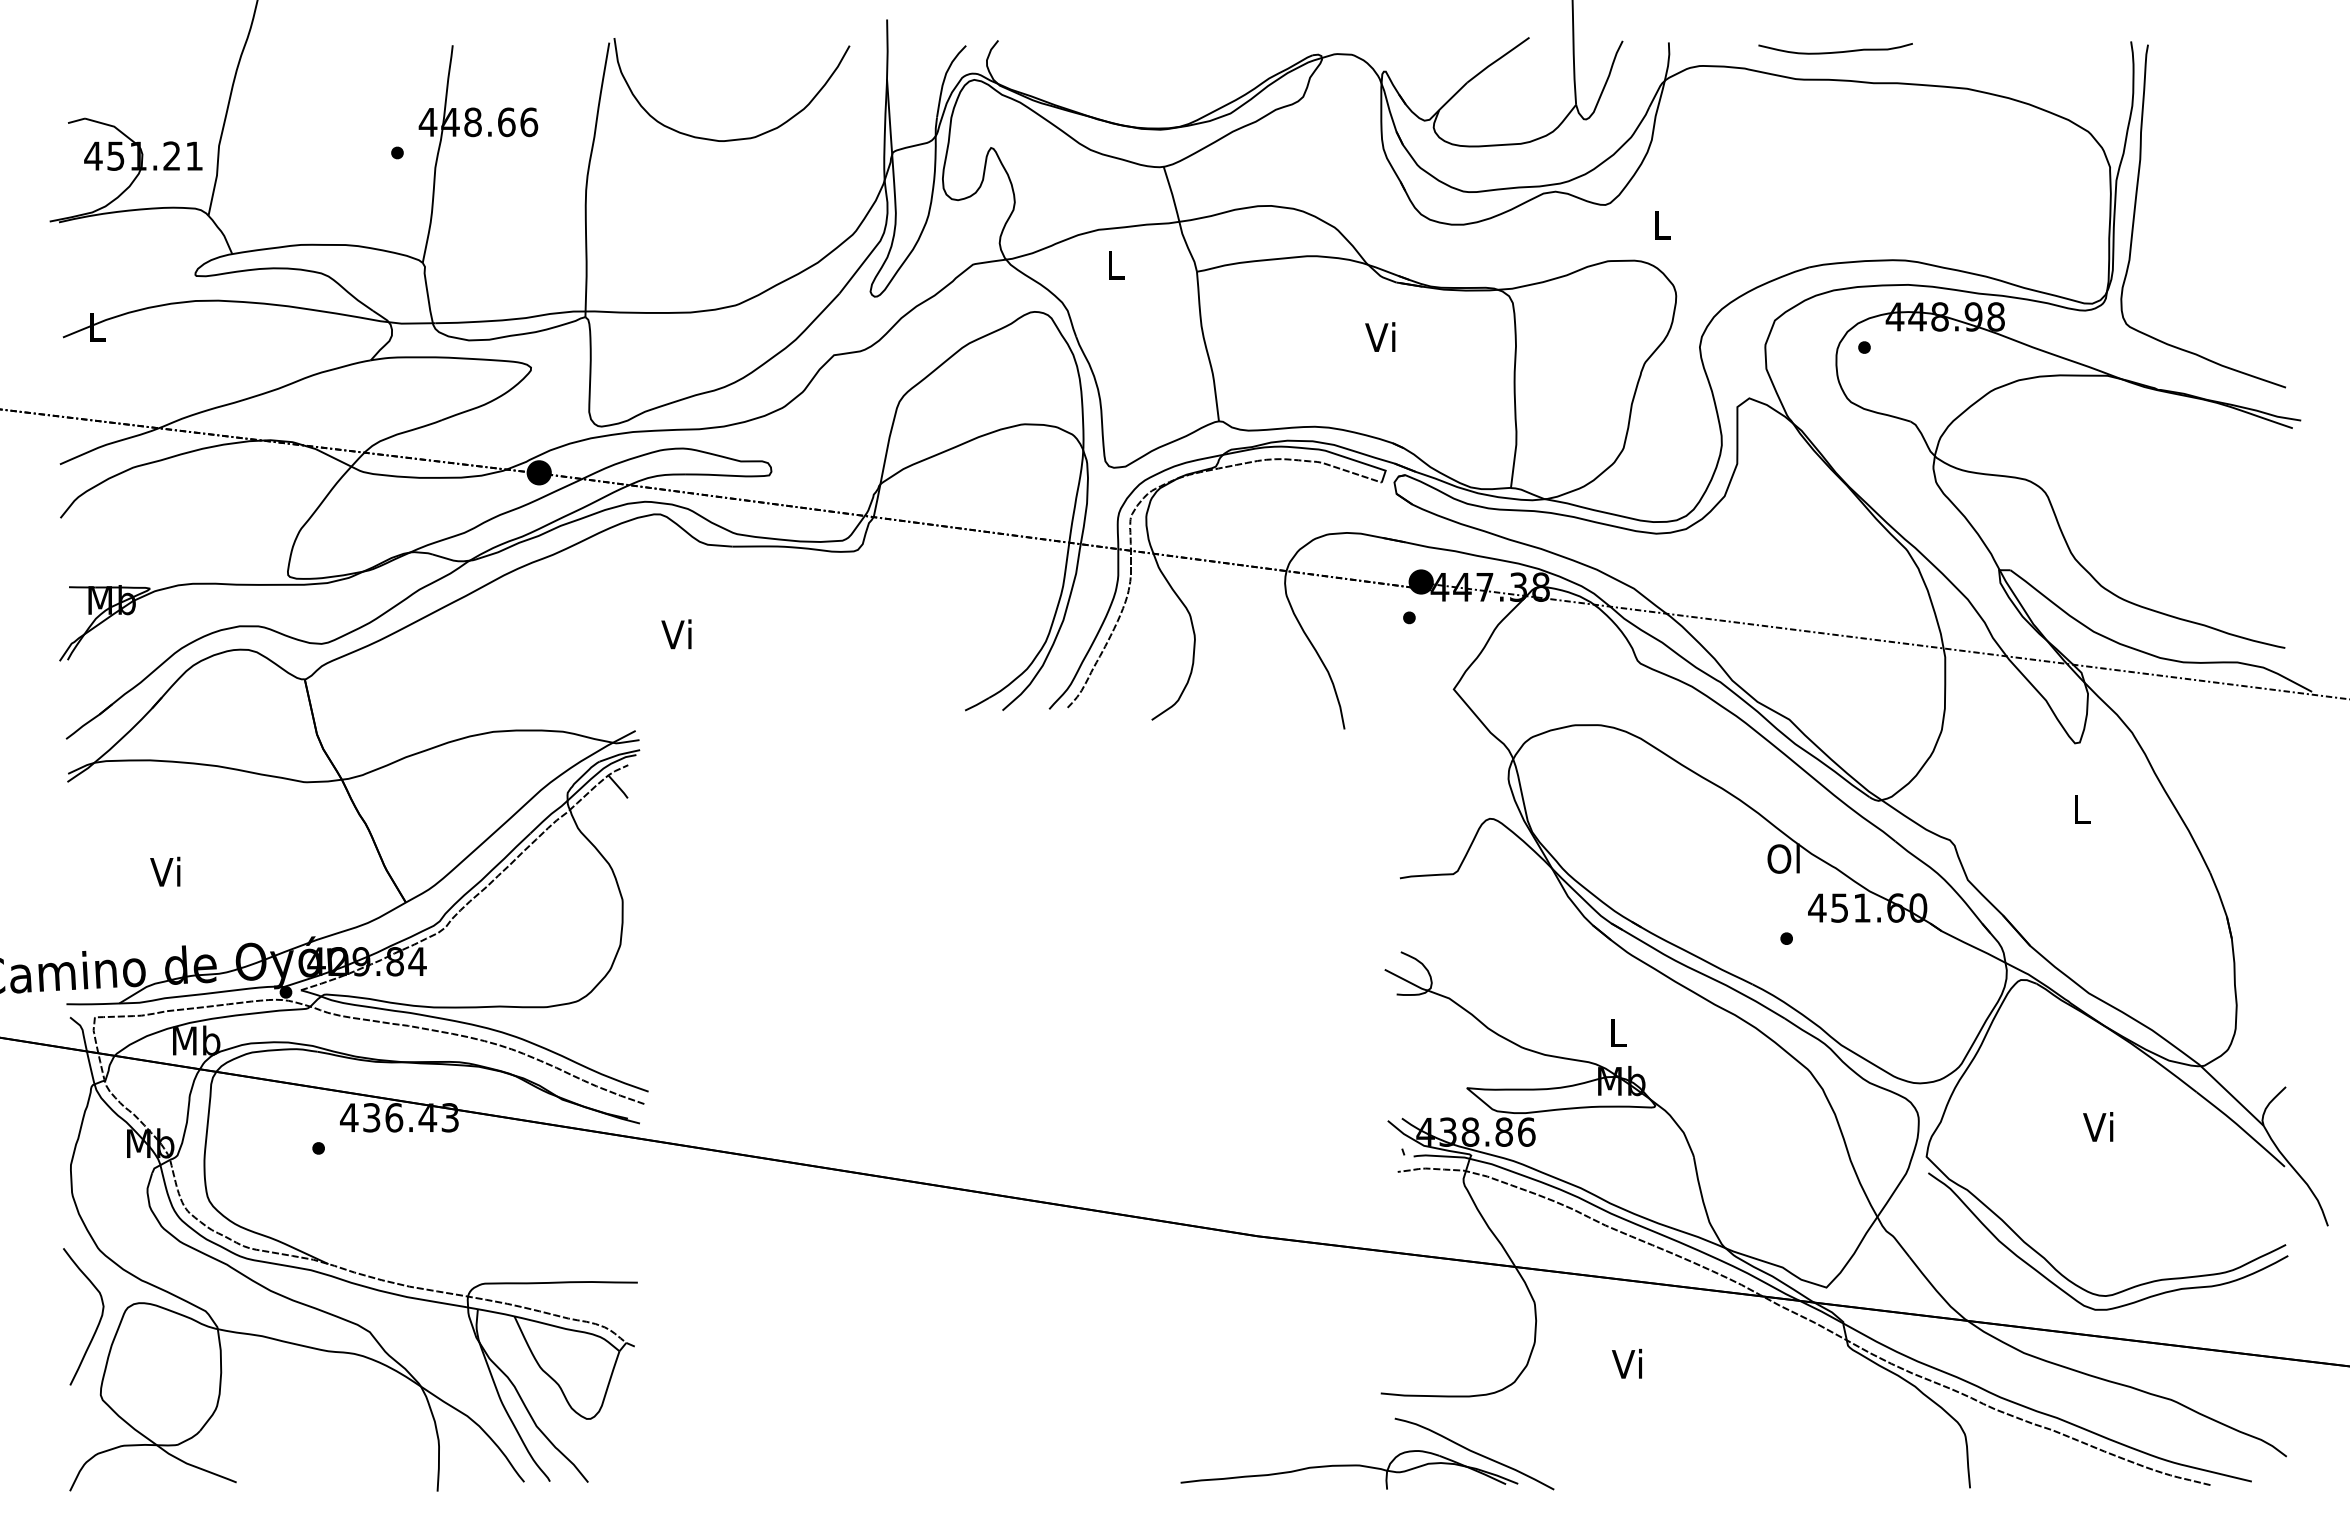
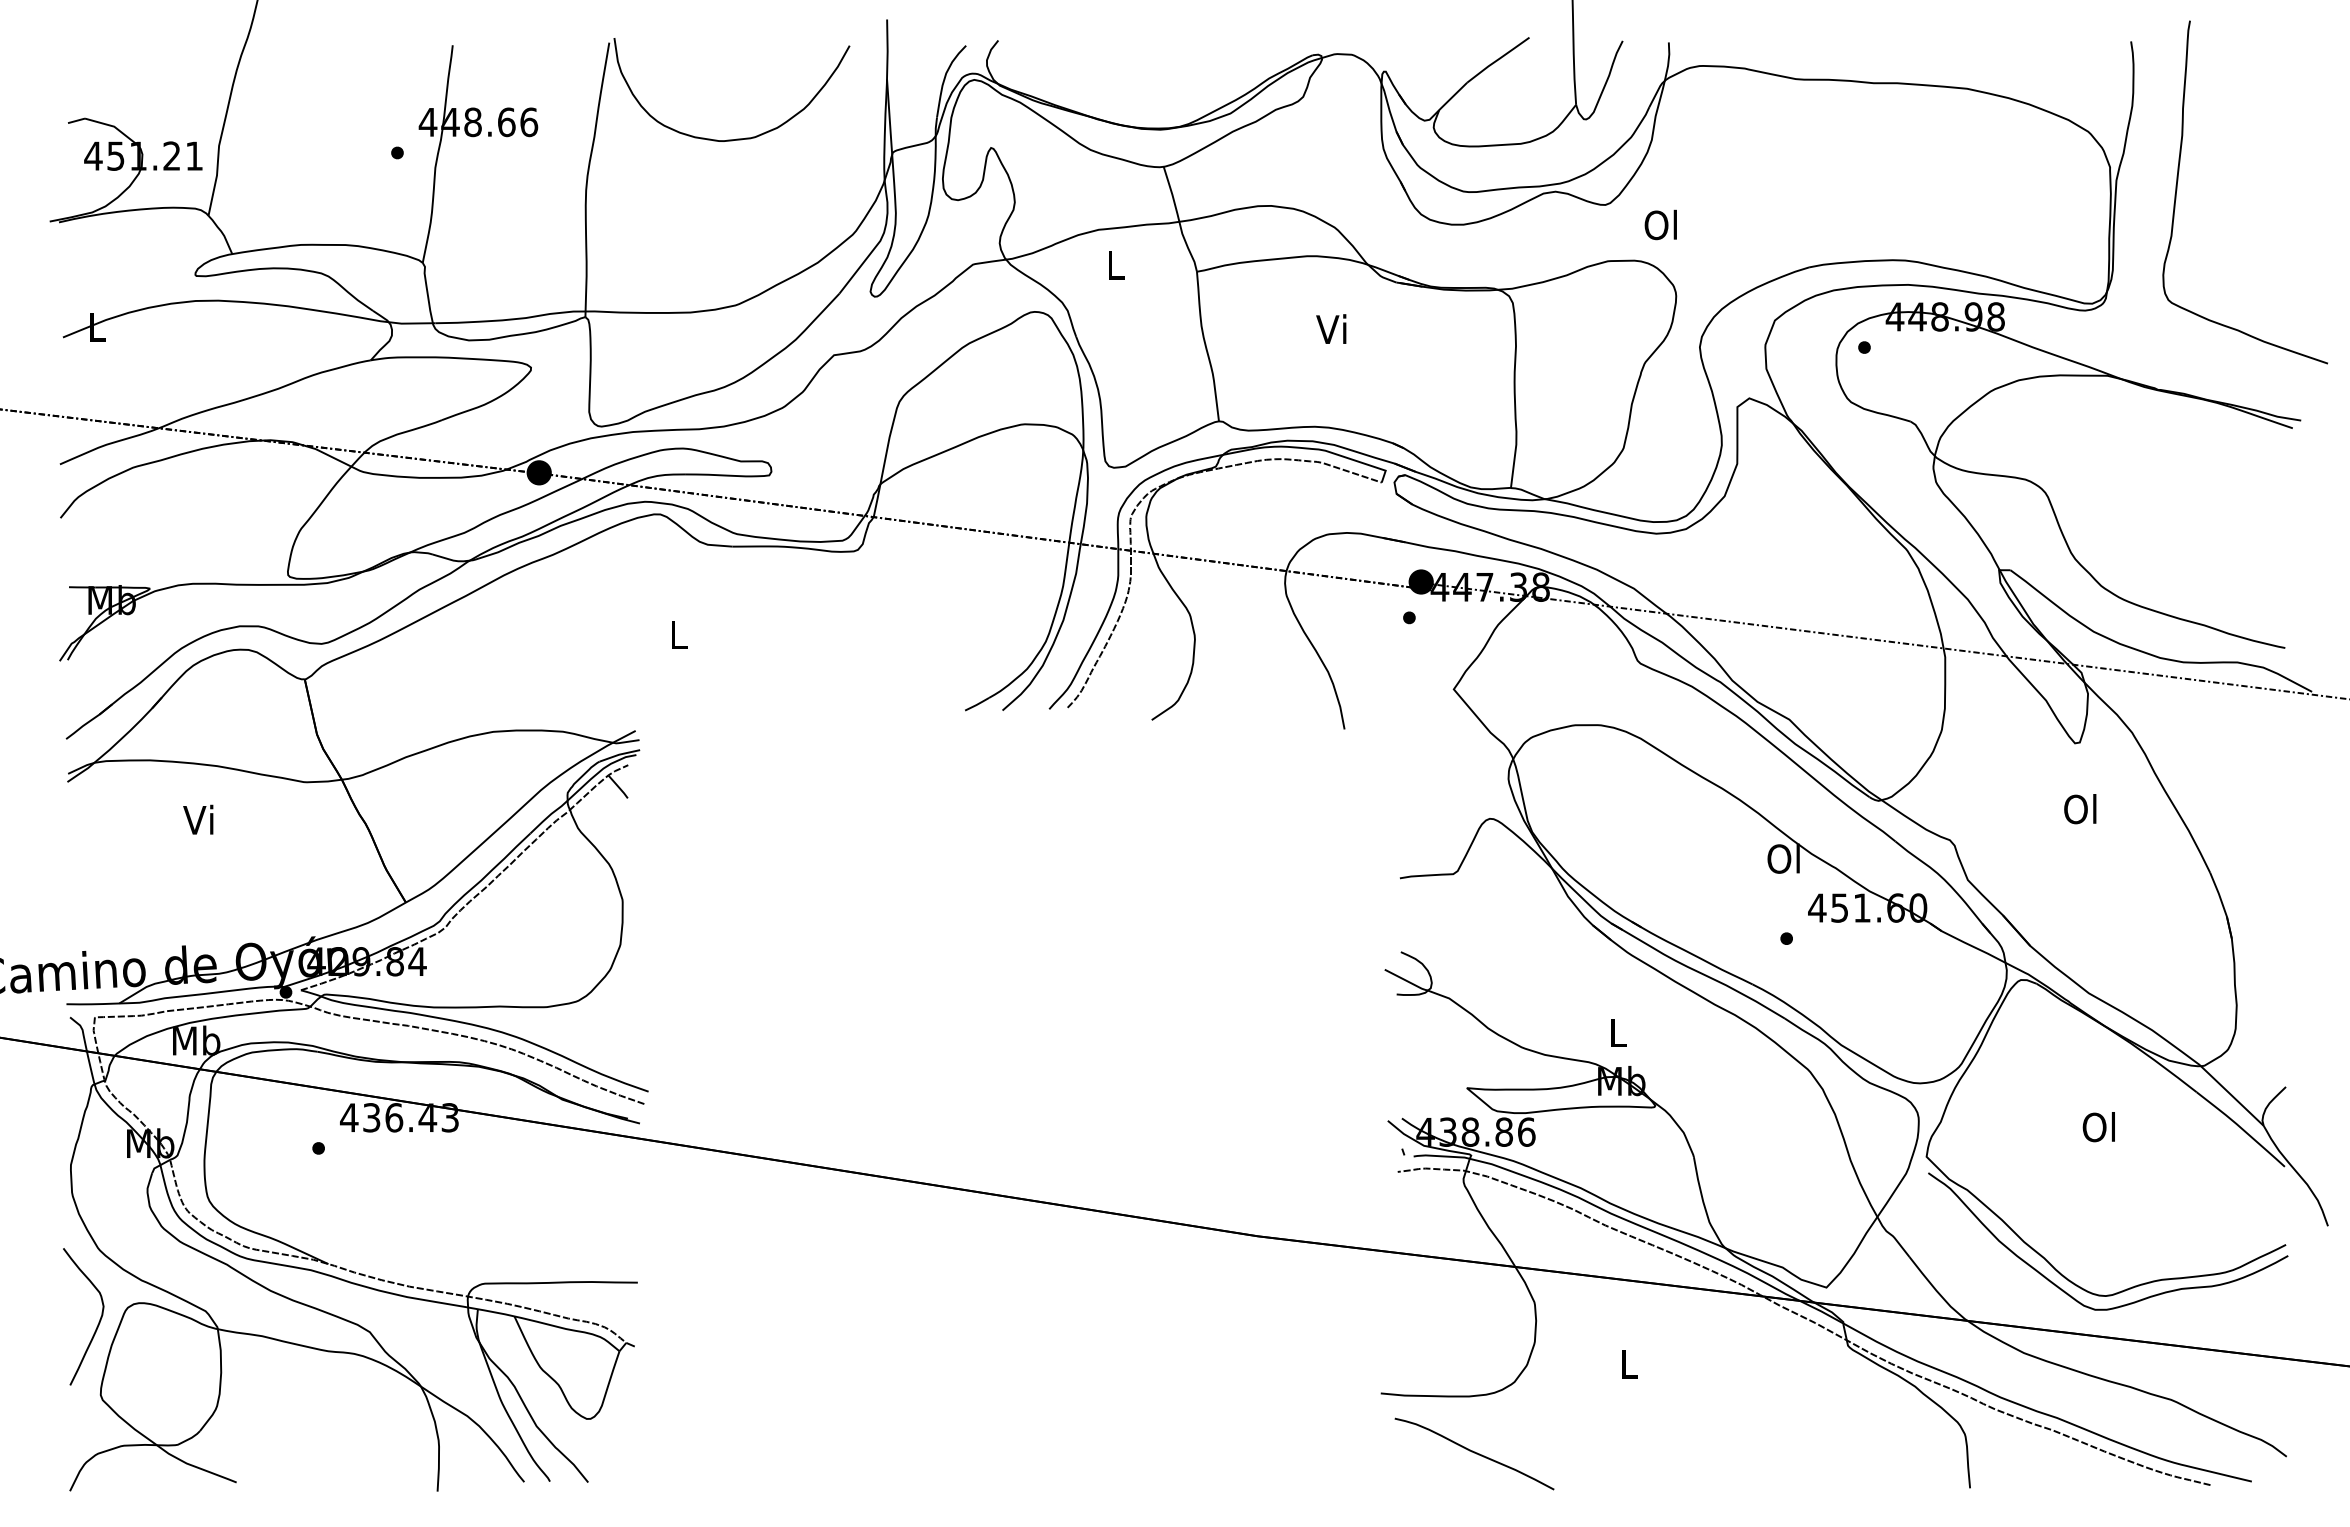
curve: present -> none (1835, 51)
curve position: (2136, 205) -> (2178, 181) (2178, 181)
text: L -> Ol (1660, 224)
text position: (1380, 336) -> (1331, 328) (1331, 328)
text: Vi -> L (676, 634)
text: L -> Ol (2080, 809)
text position: (165, 871) -> (198, 819) (198, 819)
text: Vi -> Ol (2098, 1127)
text: Vi -> L (1627, 1363)
part: present -> none (1349, 1469)
